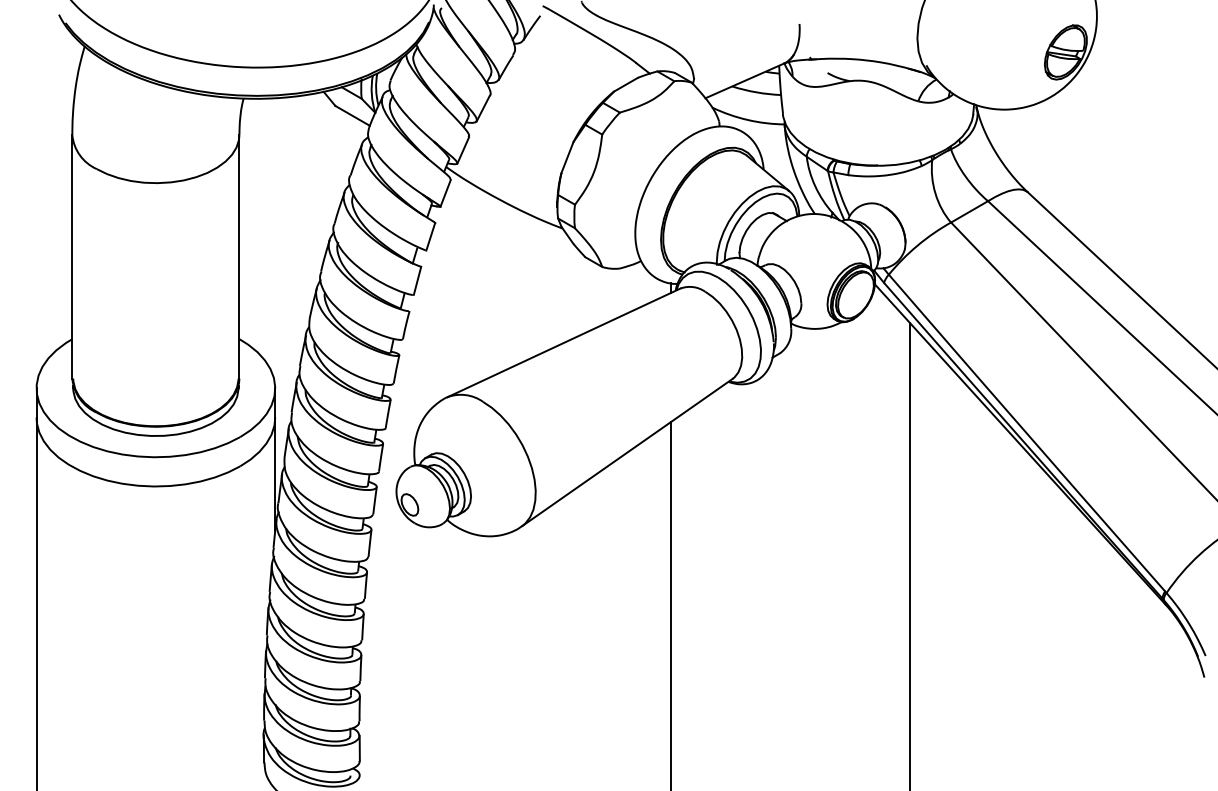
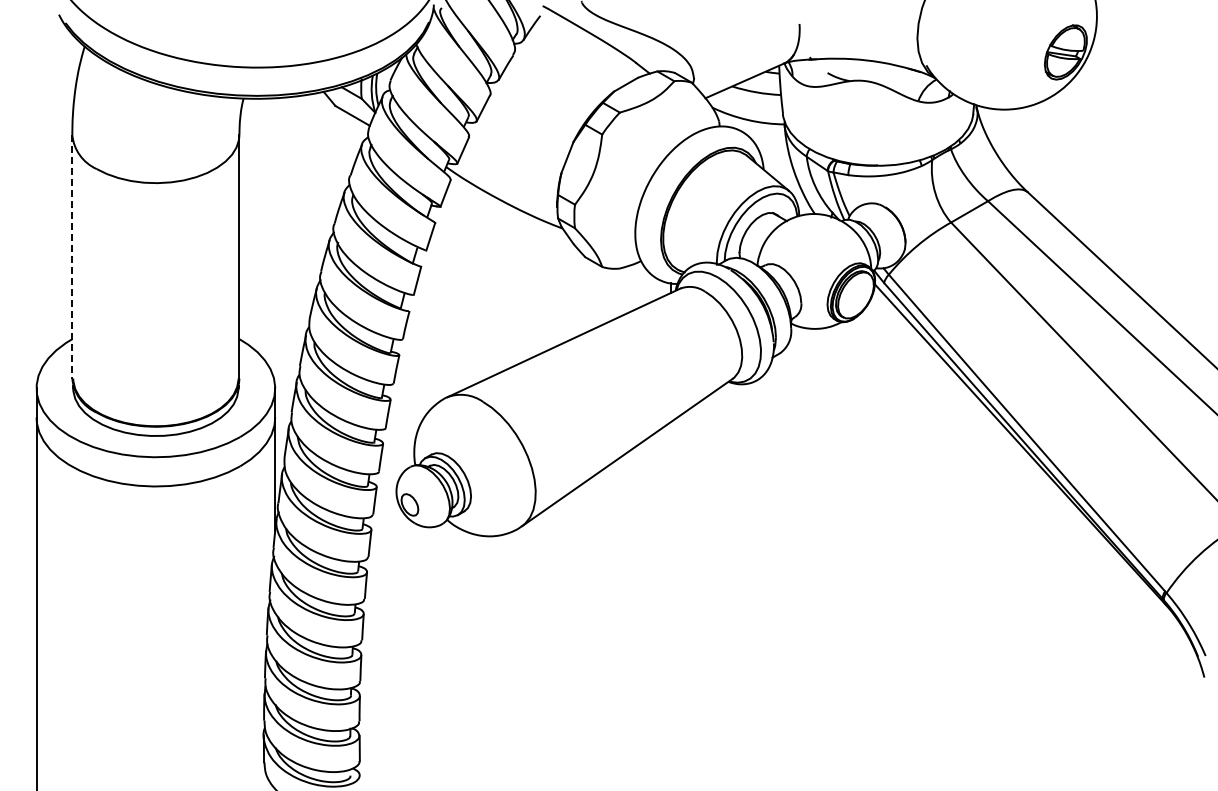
line: solid -> dashed (72, 256)
line: present -> none (909, 554)
line: present -> none (671, 604)
